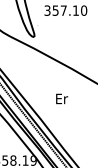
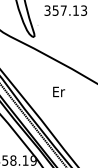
text: 357.10 -> 357.13 (84, 10)
text position: (62, 98) -> (59, 91) (59, 91)
